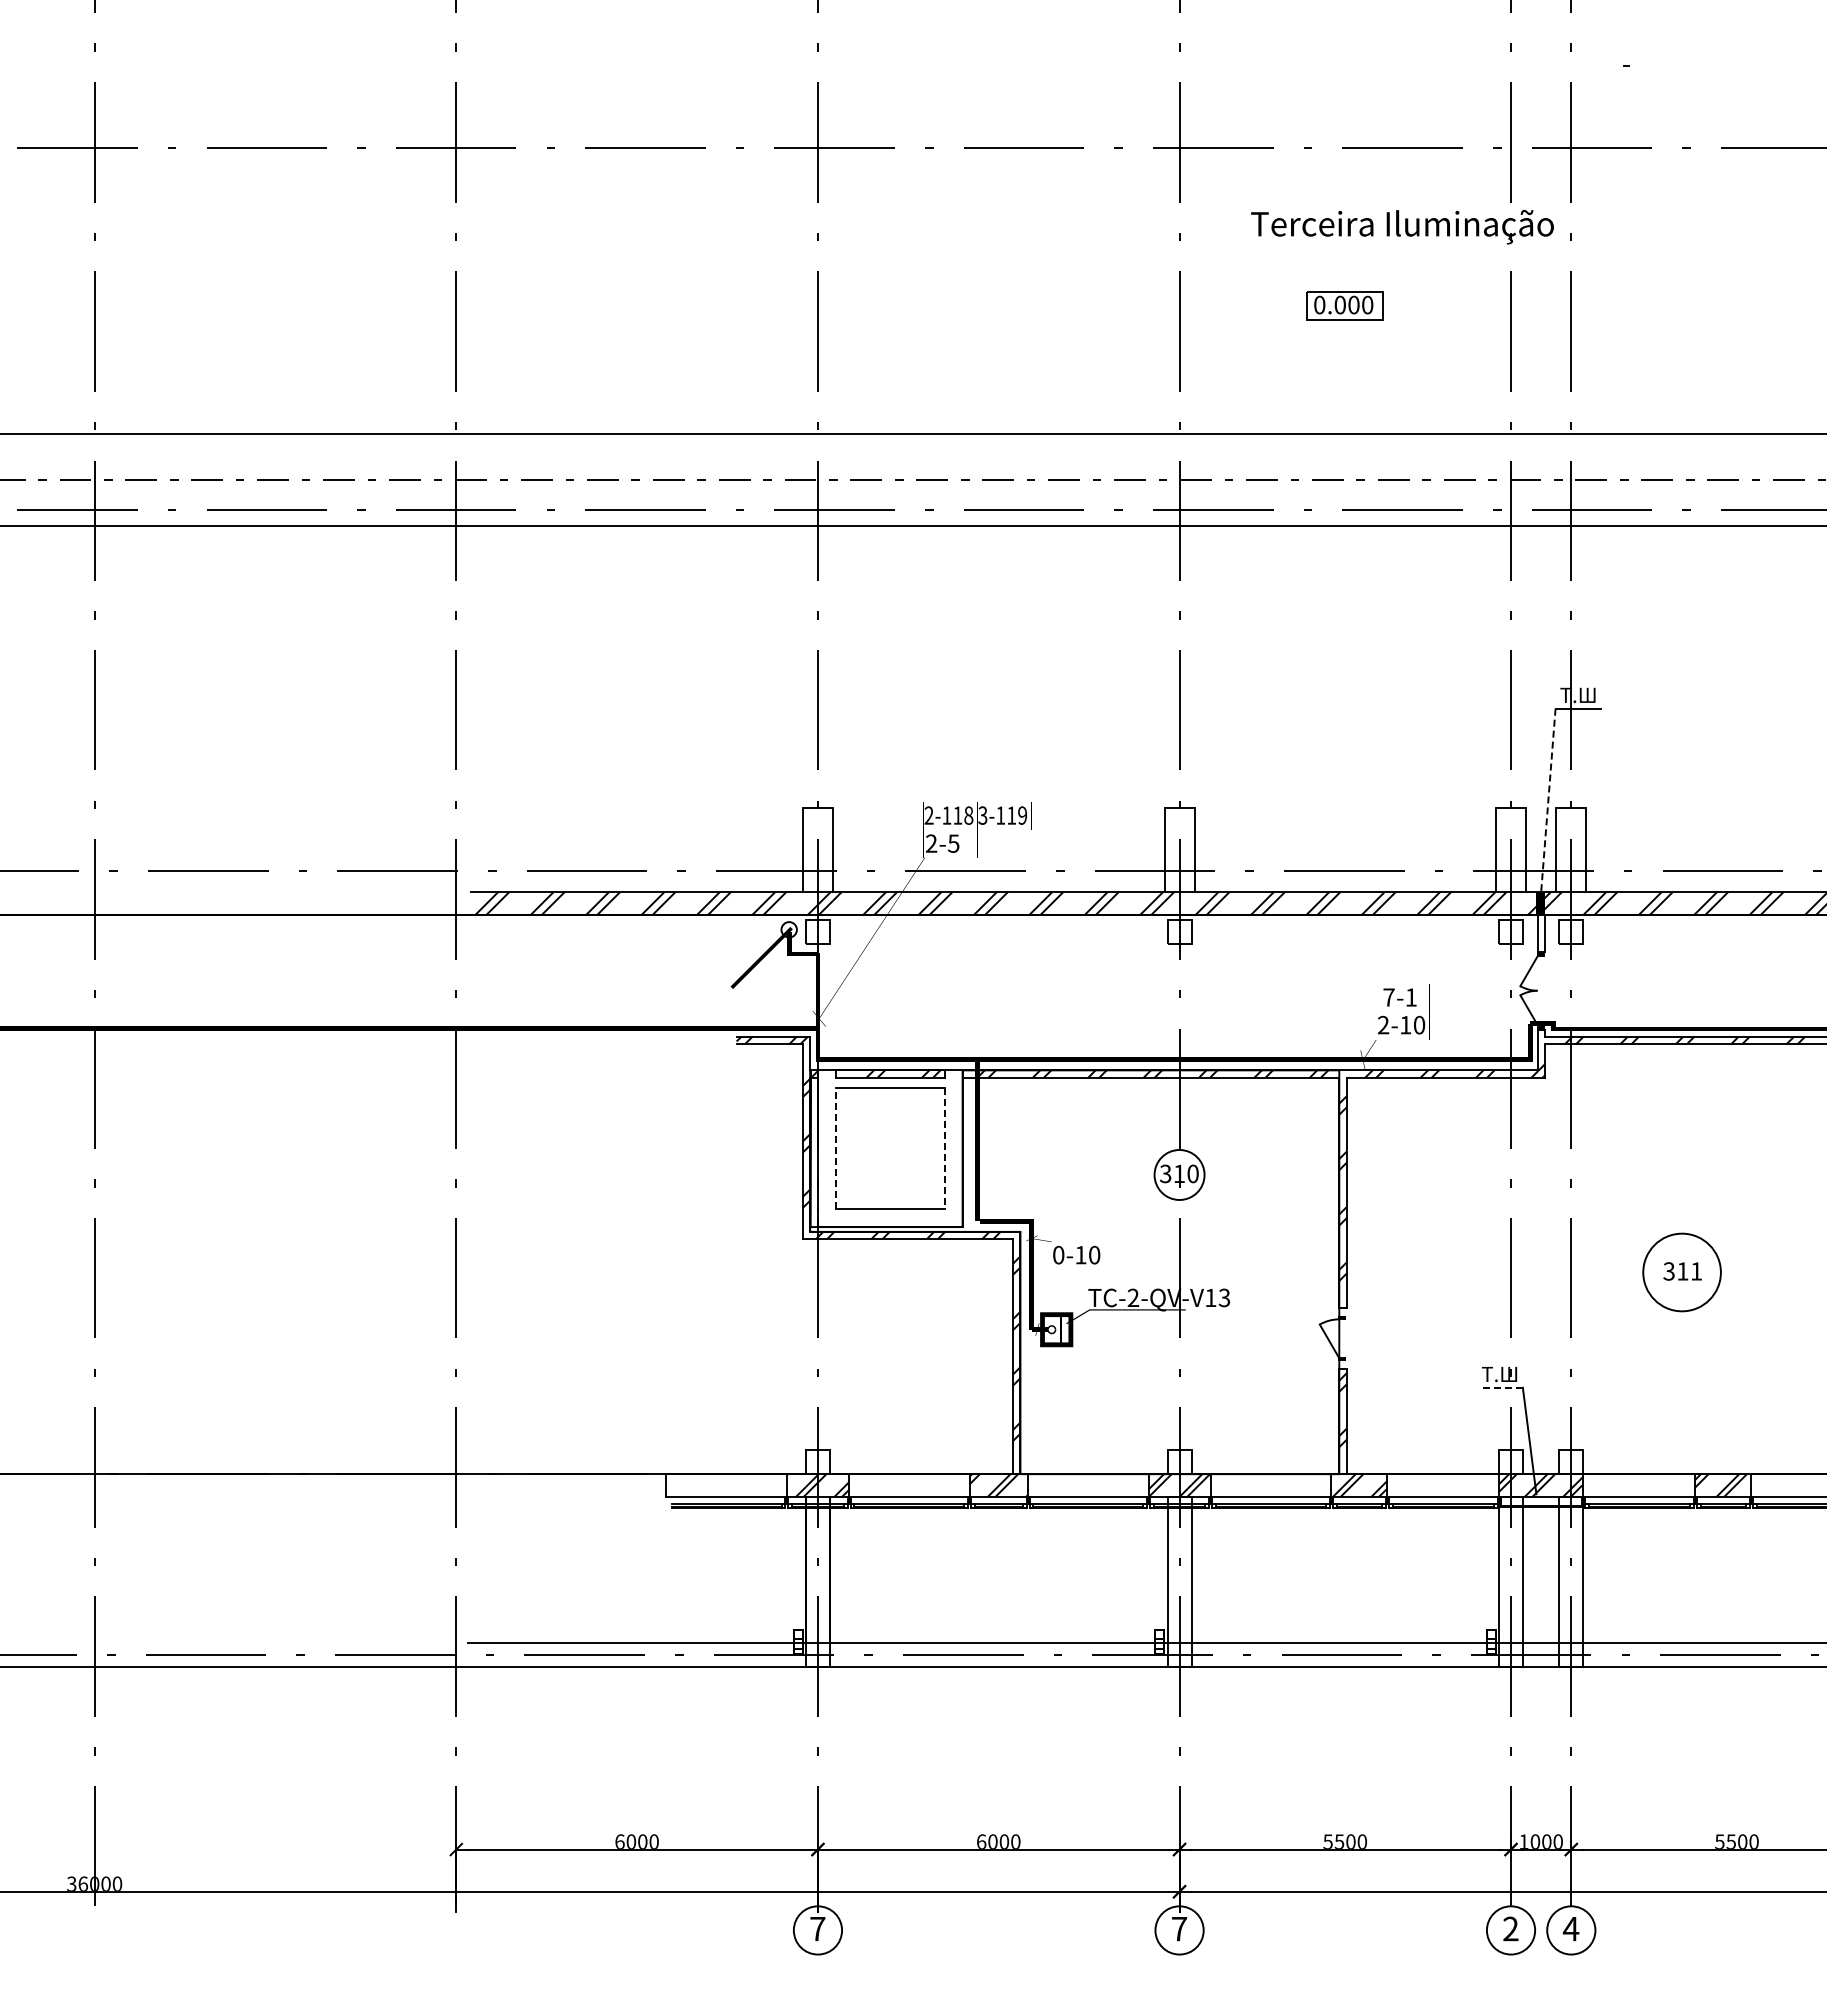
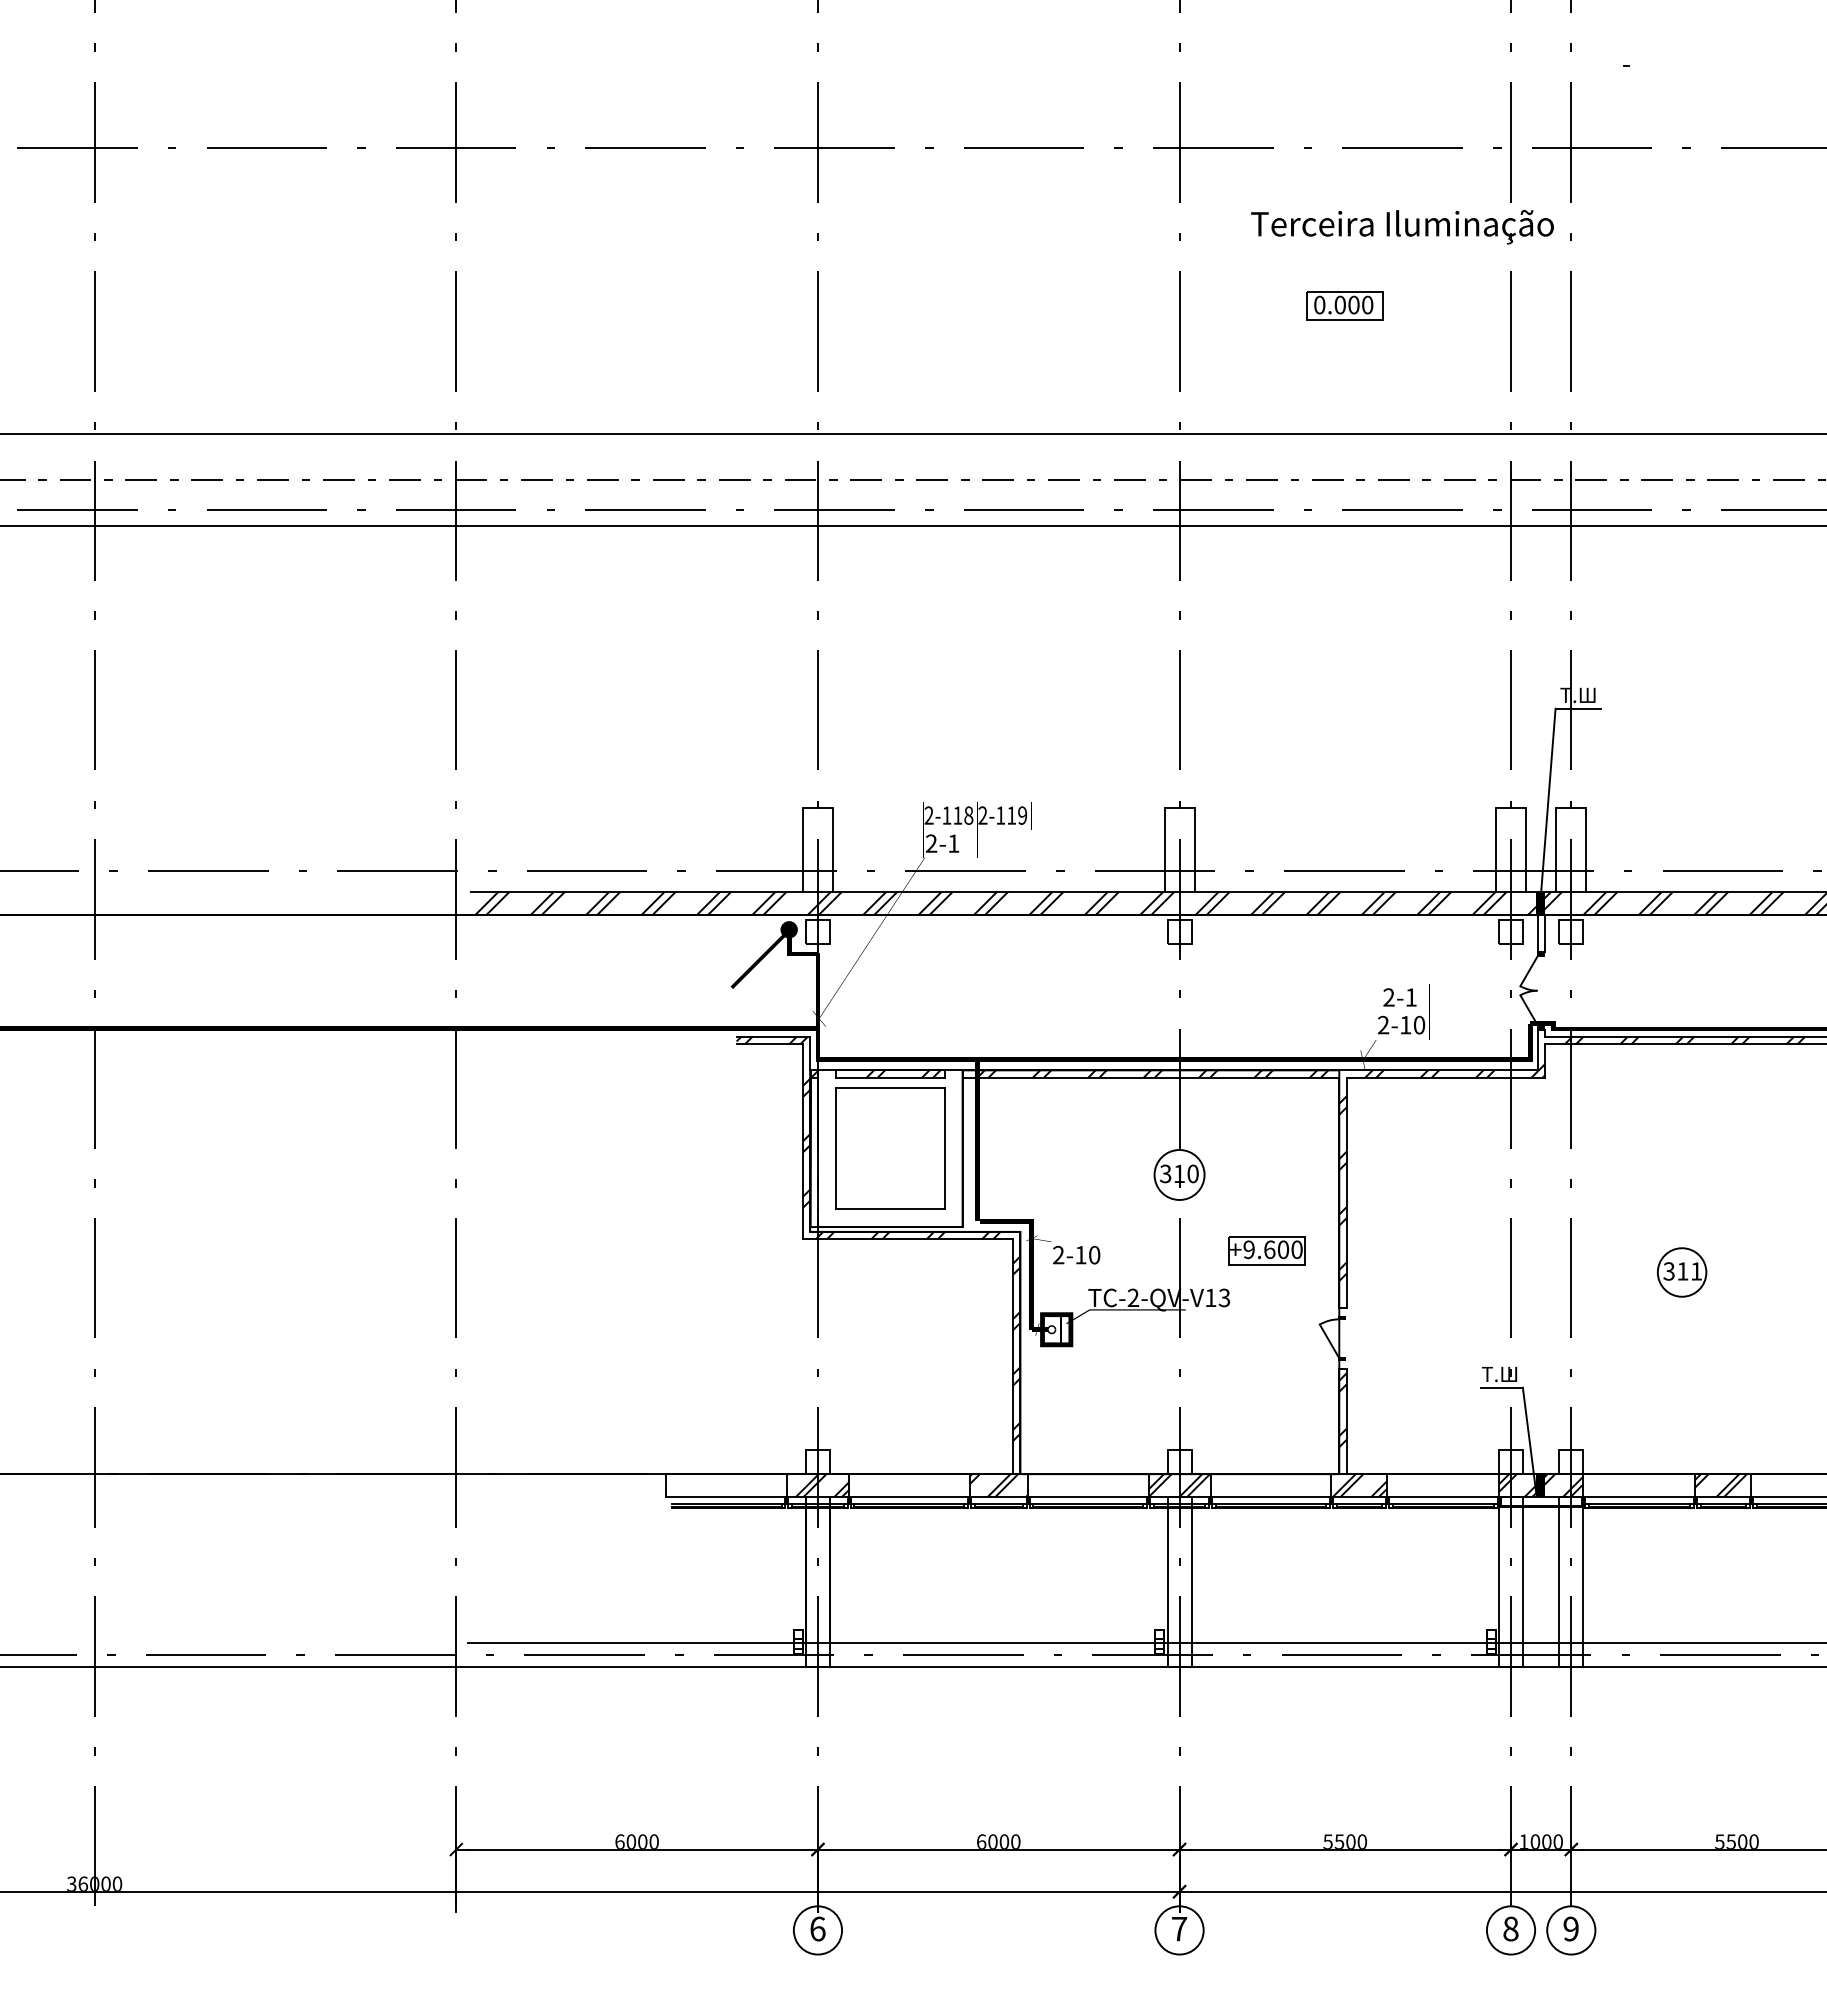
line: dashed -> solid (1548, 800)
text: 3-119 -> 2-119 (982, 815)
text: 2-5 -> 2-1 (953, 843)
fill: none -> present (788, 929)
text: 7-1 -> 2-1 (1388, 997)
line: dashed -> solid (836, 1148)
line: dashed -> solid (944, 1149)
part: none -> present (1266, 1250)
text: 0-10 -> 2-10 (1058, 1255)
circle diameter: 78 px -> 49 px (1681, 1272)
line: dashed -> solid (1502, 1387)
fill: none -> present (1540, 1485)
text: 7 -> 6 (817, 1928)
text: 2 -> 8 (1510, 1928)
text: 4 -> 9 (1570, 1928)
